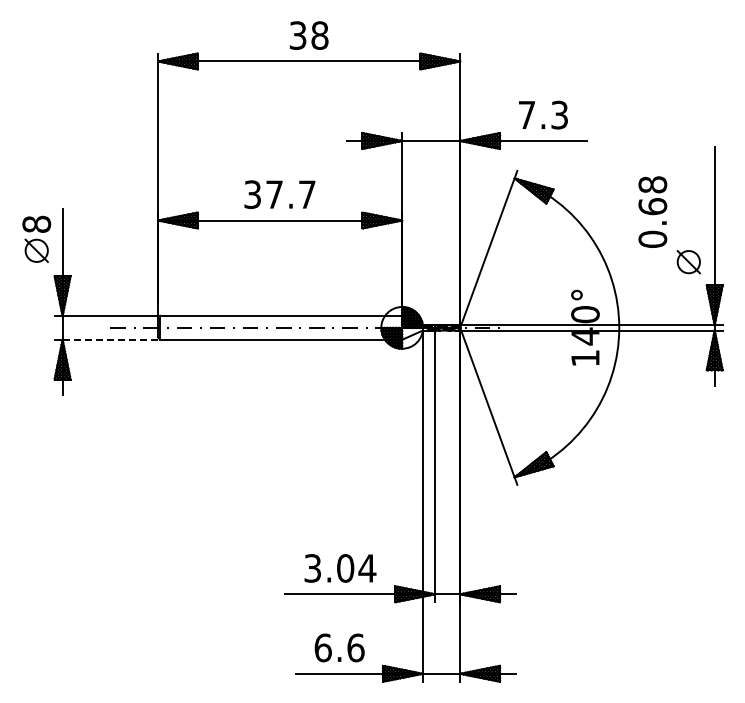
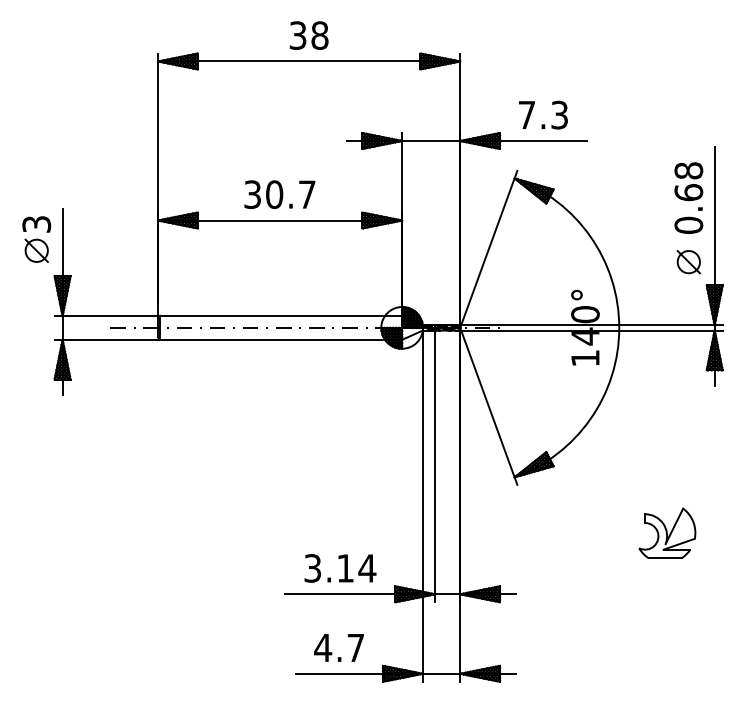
text: 37.7 -> 30.7 (274, 194)
text position: (652, 211) -> (688, 197) (688, 197)
text: 8 -> 3 (36, 223)
line: dashed -> solid (110, 339)
part: none -> present (667, 532)
text: 3.04 -> 3.14 (345, 568)
text: 6.6 -> 4.7 (339, 647)
